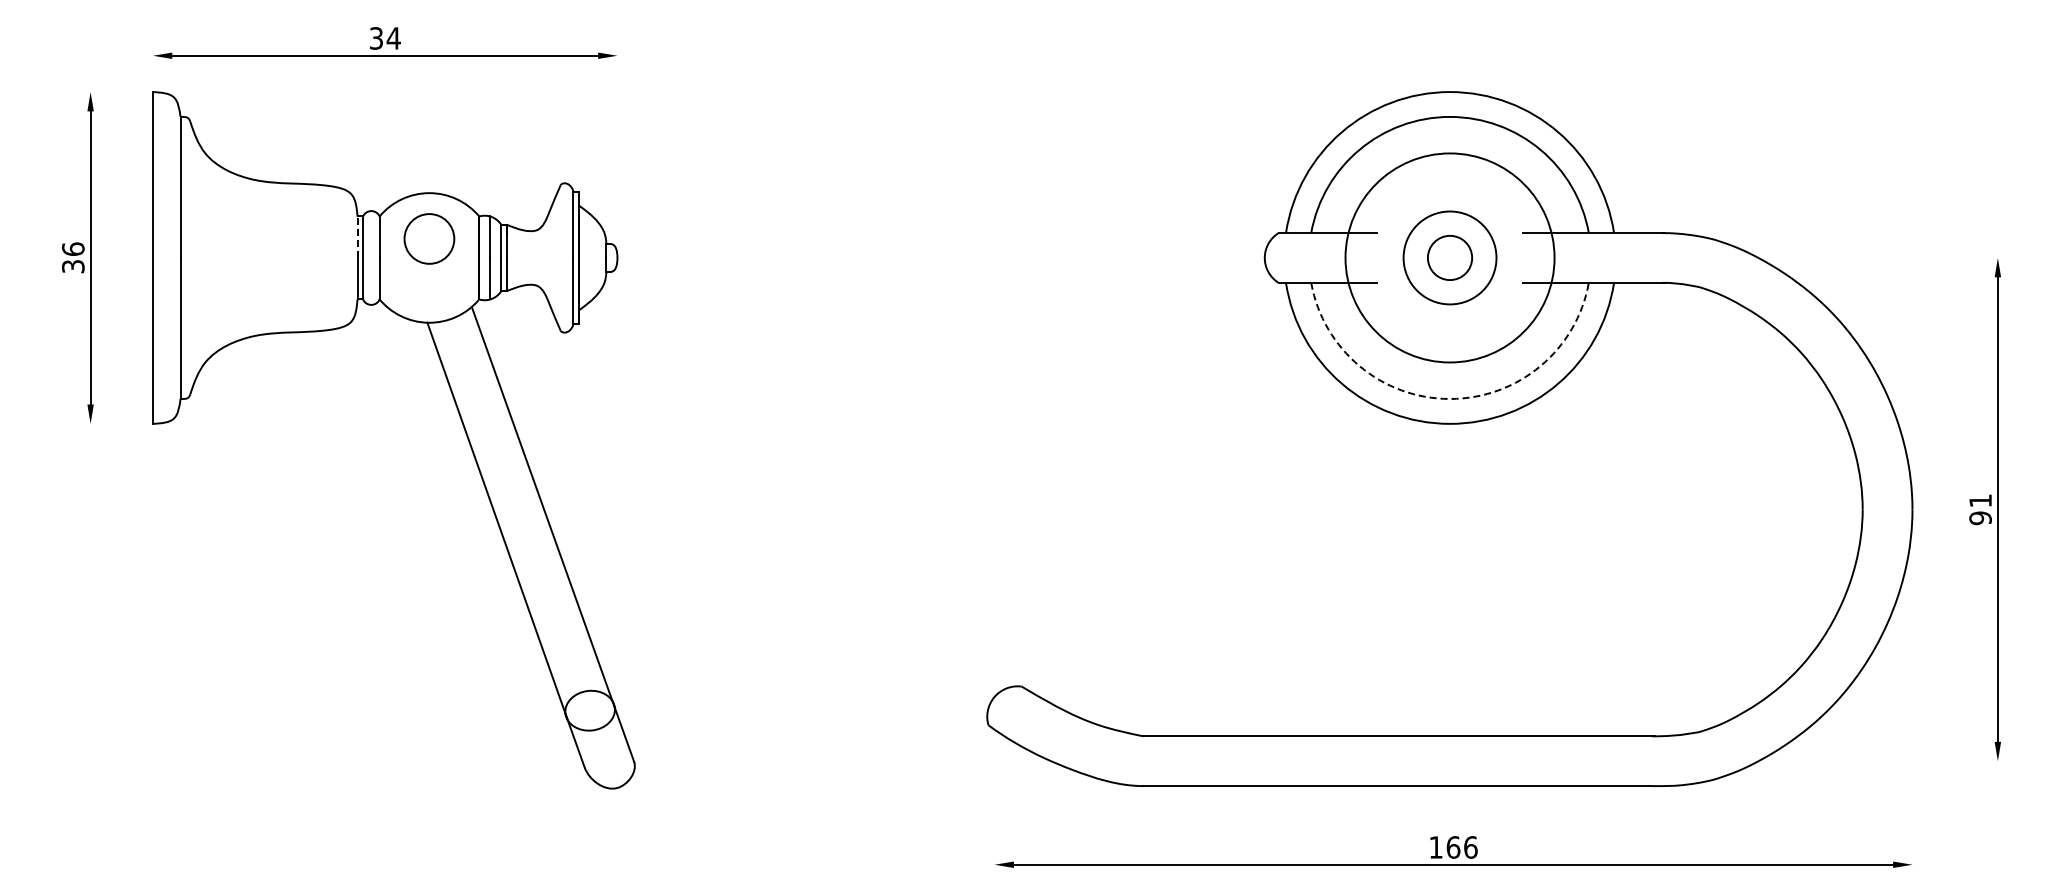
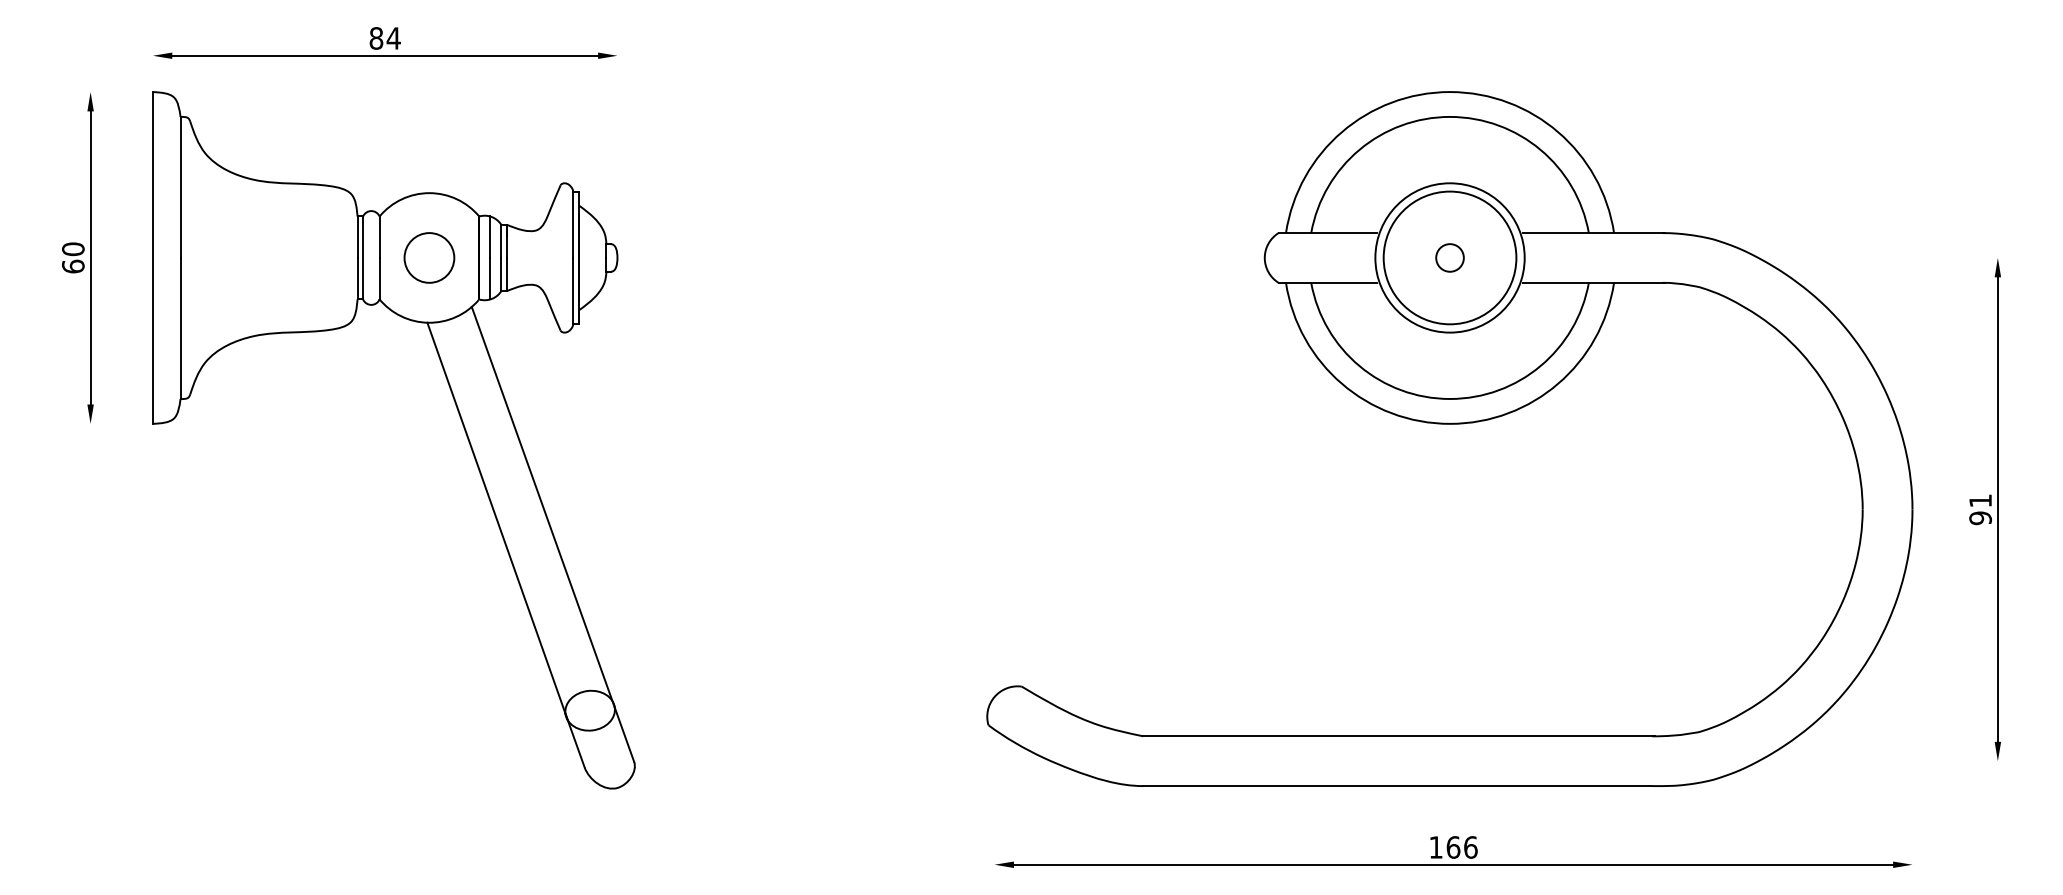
text: 34 -> 84 (376, 38)
line: dashed -> solid (357, 237)
circle position: (429, 238) -> (429, 257) (429, 257)
text: 36 -> 60 (73, 257)
circle diameter: 209 px -> 149 px (1449, 257)
circle diameter: 44 px -> 28 px (1449, 257)
circle diameter: 93 px -> 133 px (1449, 257)
arc: dashed -> solid (1450, 398)
